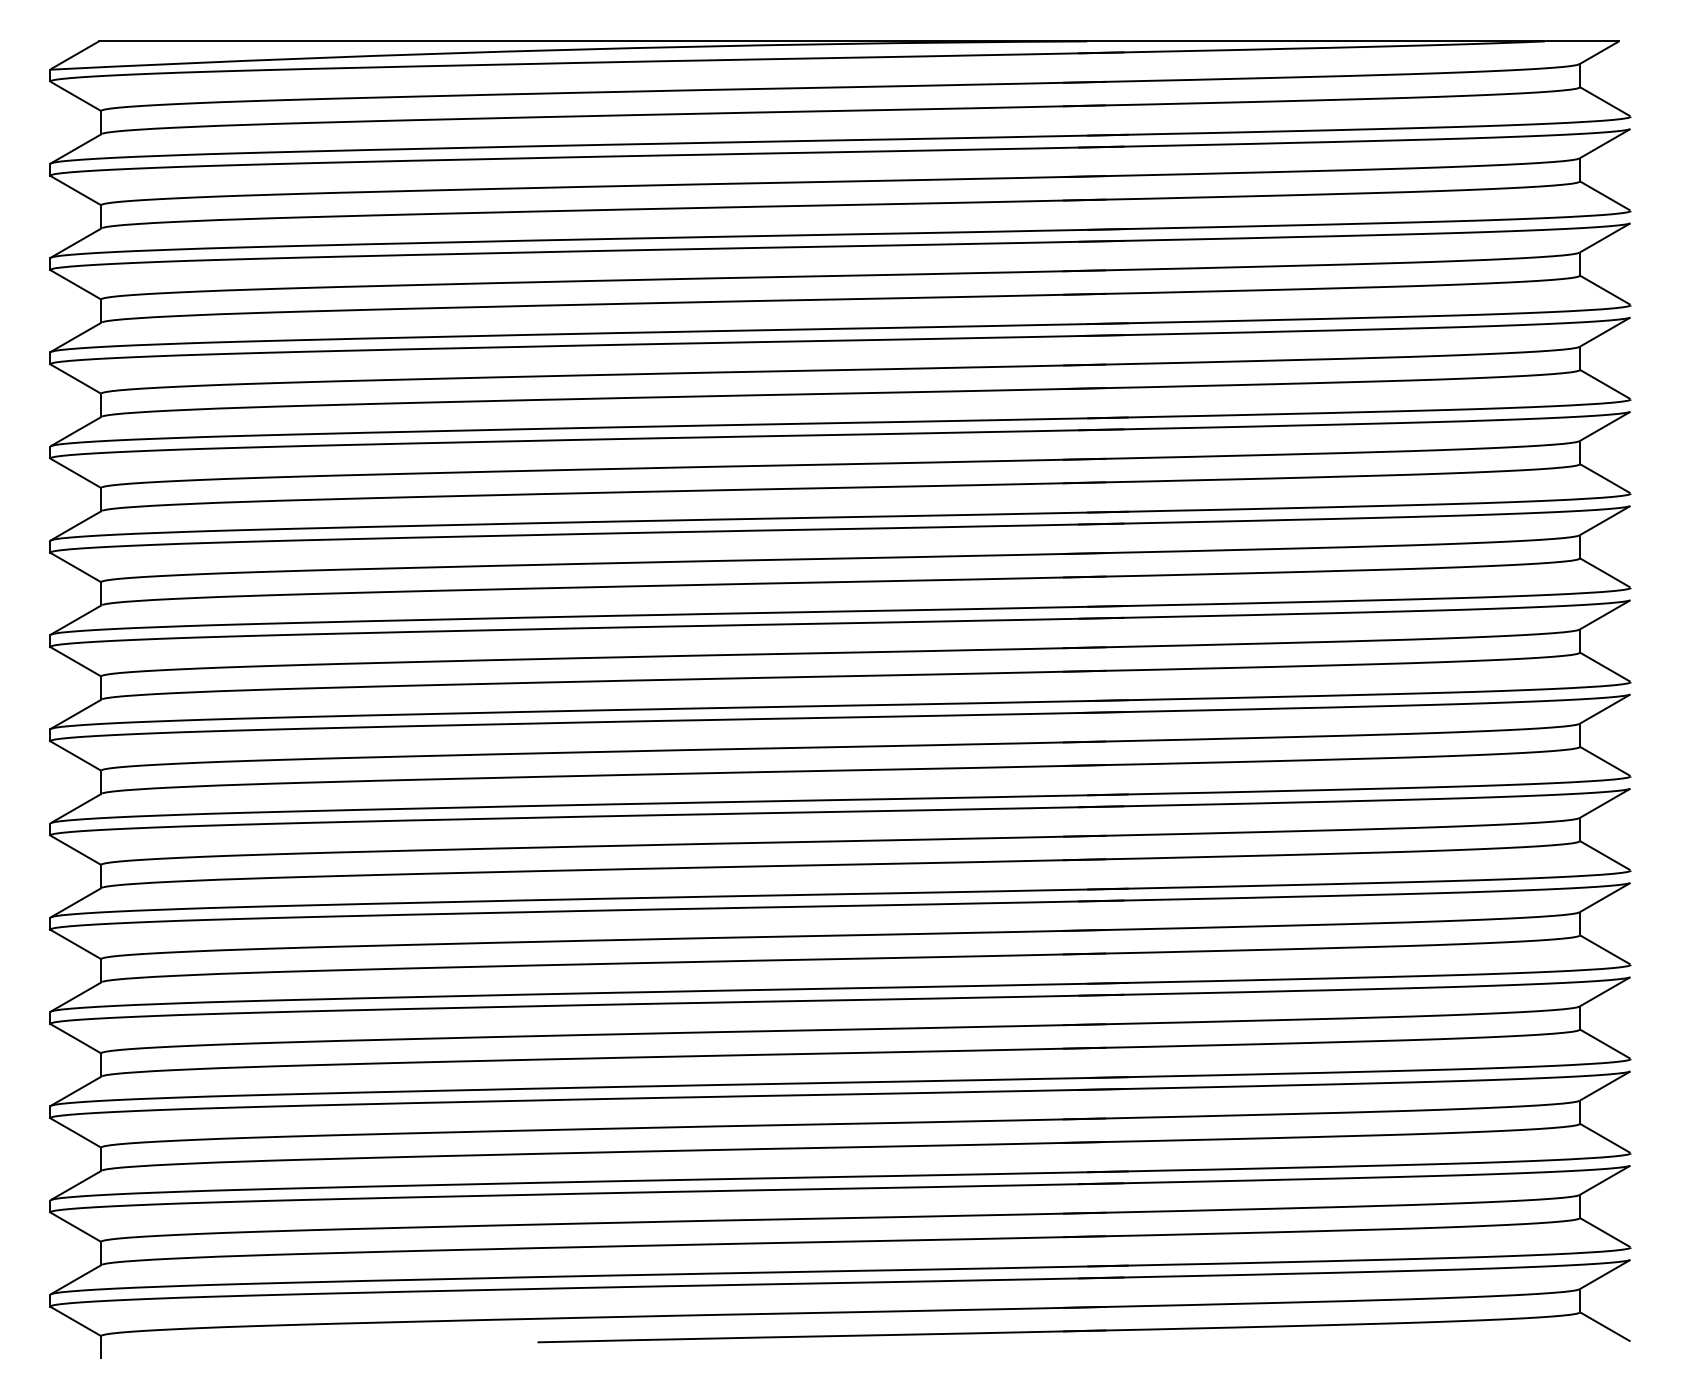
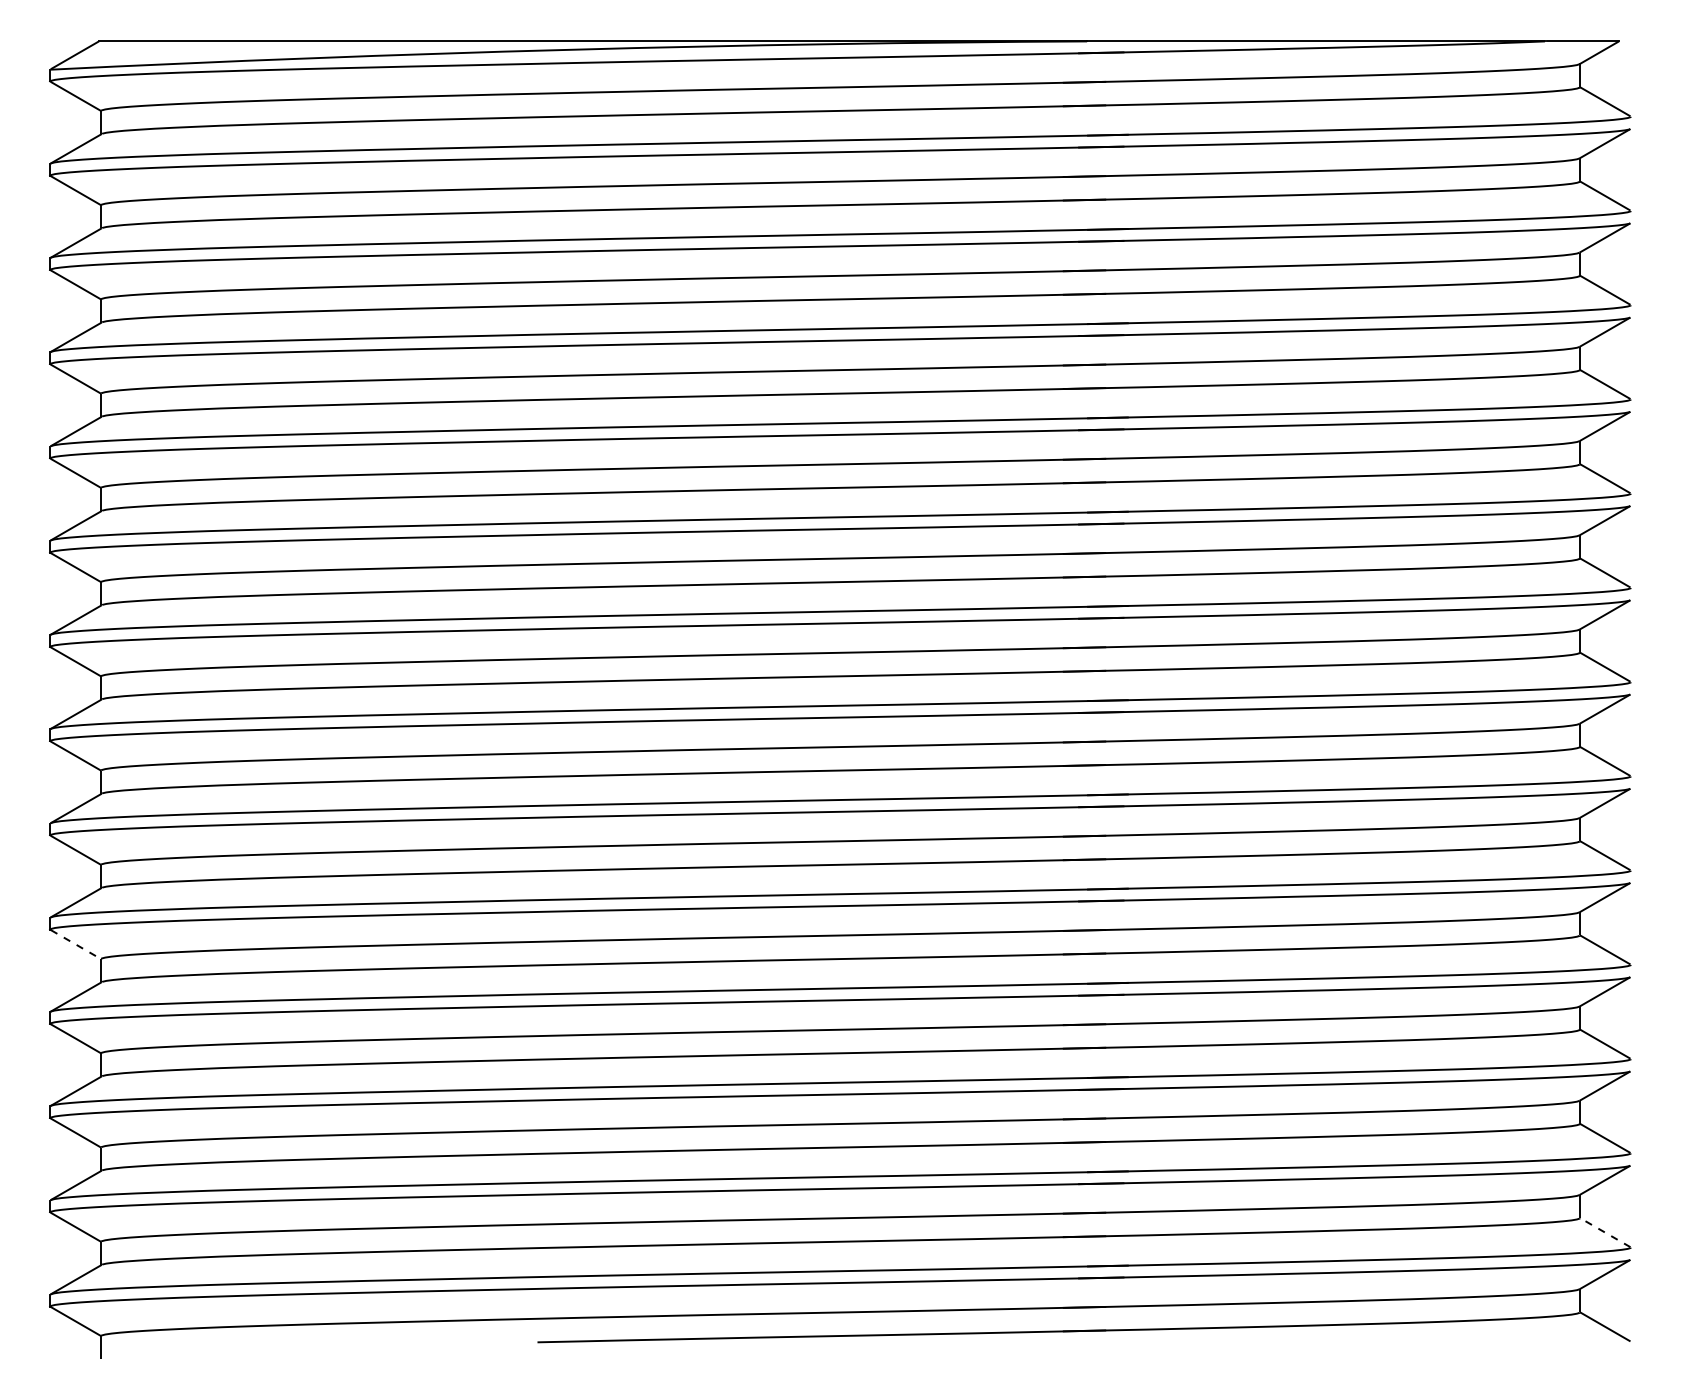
line: solid -> dashed (76, 944)
line: solid -> dashed (1605, 1232)
